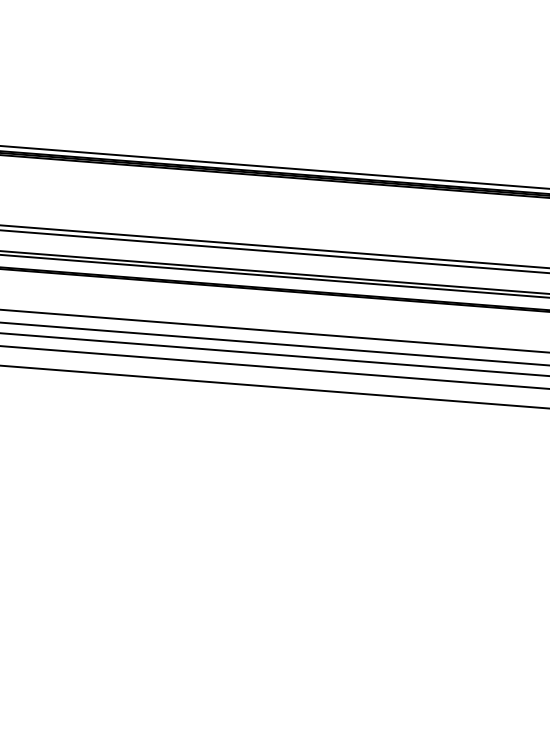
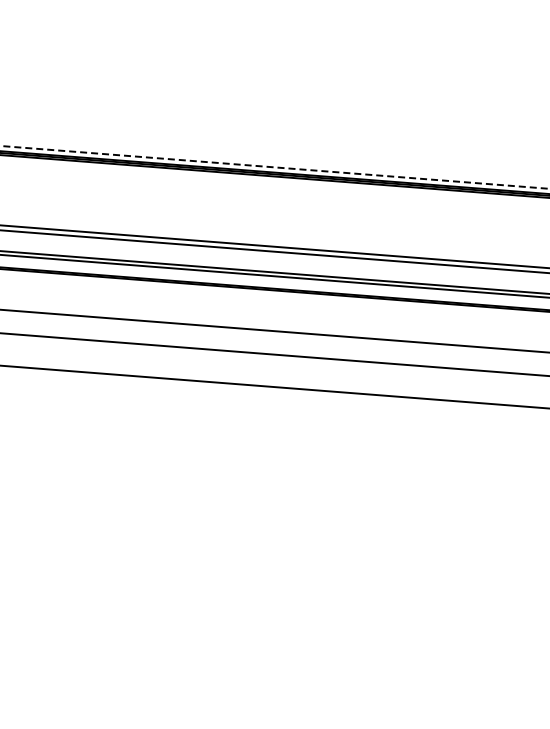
line: solid -> dashed (274, 167)
line: present -> none (274, 343)
line: present -> none (274, 367)
